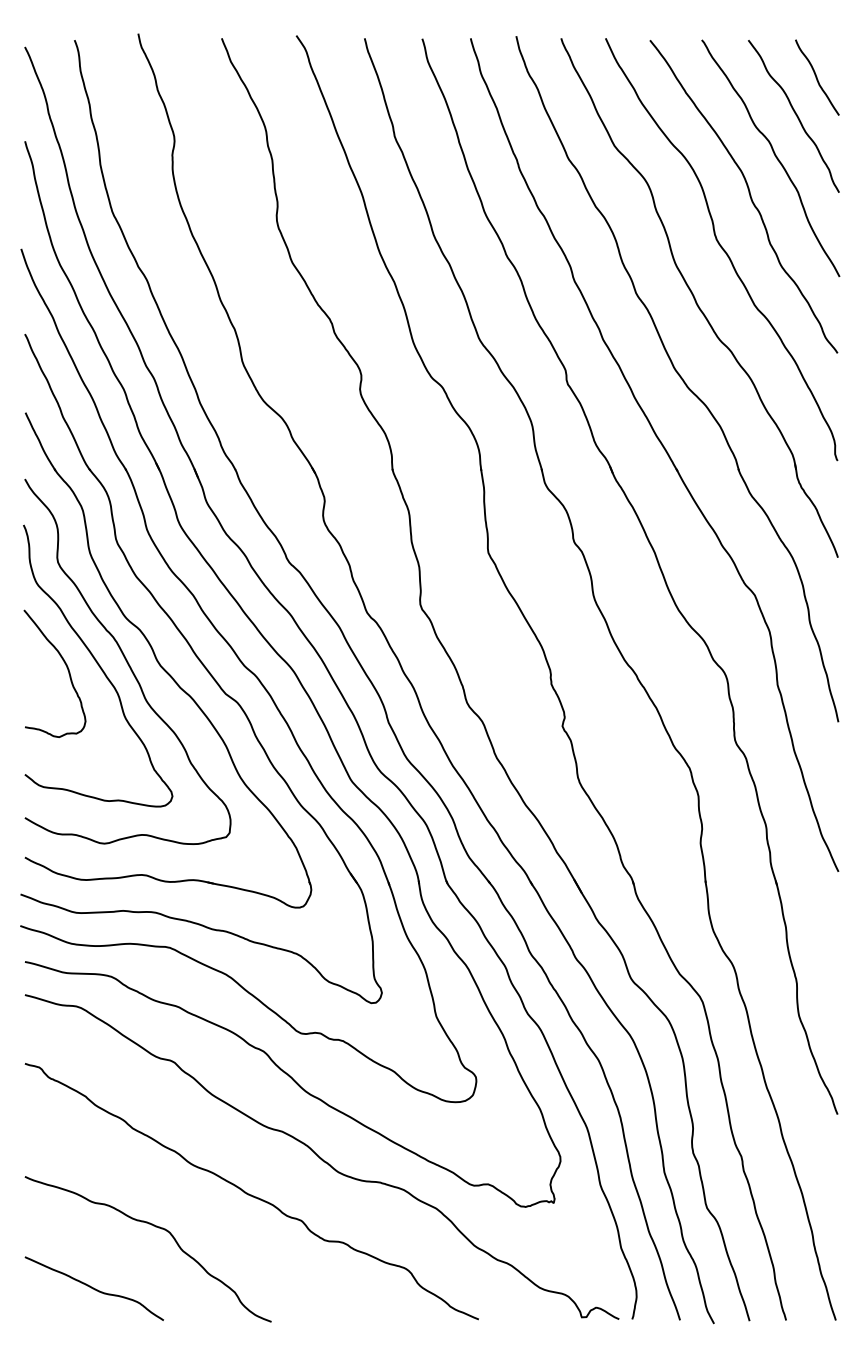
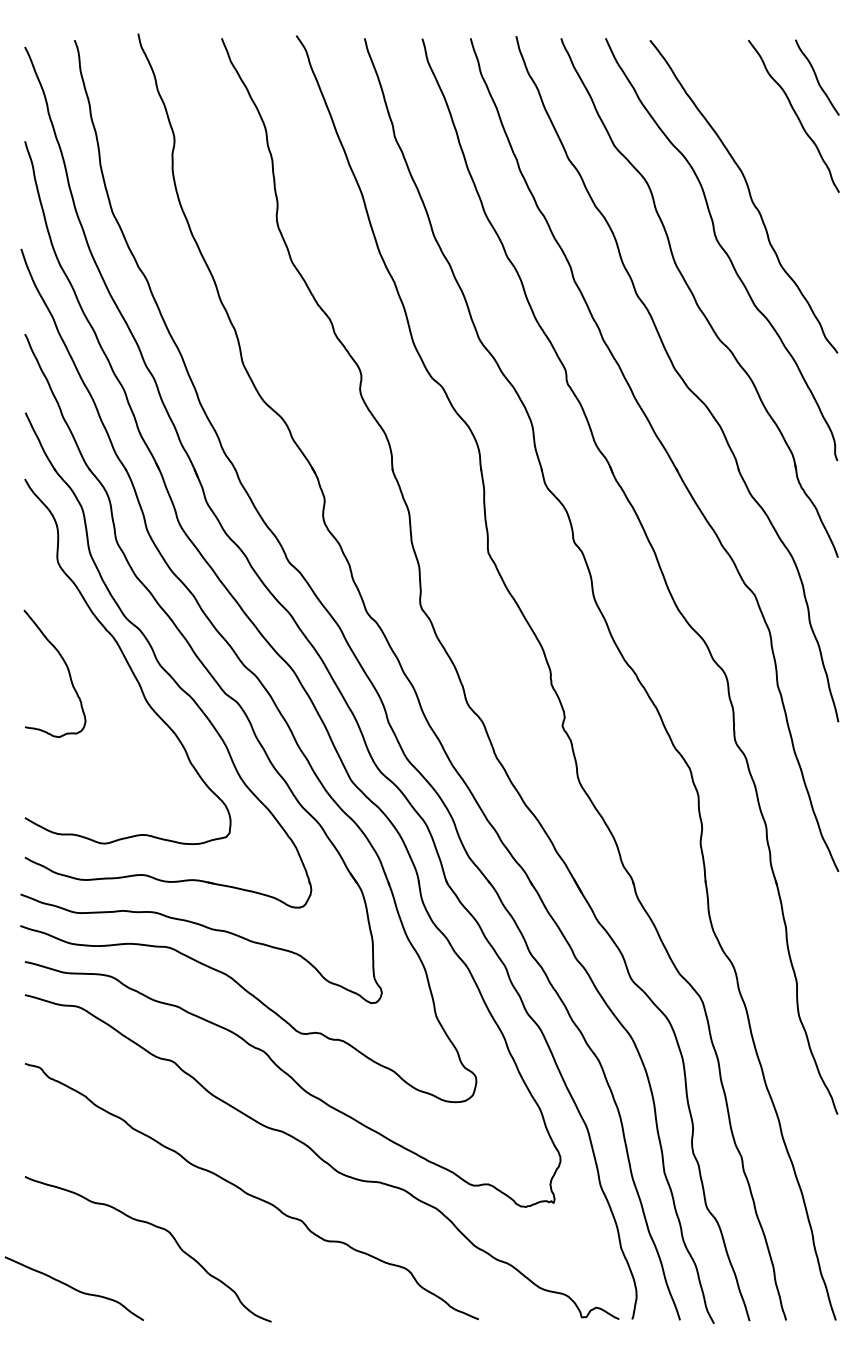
curve: present -> none (774, 155)
curve: present -> none (98, 665)
curve position: (93, 1288) -> (73, 1288) (73, 1288)
